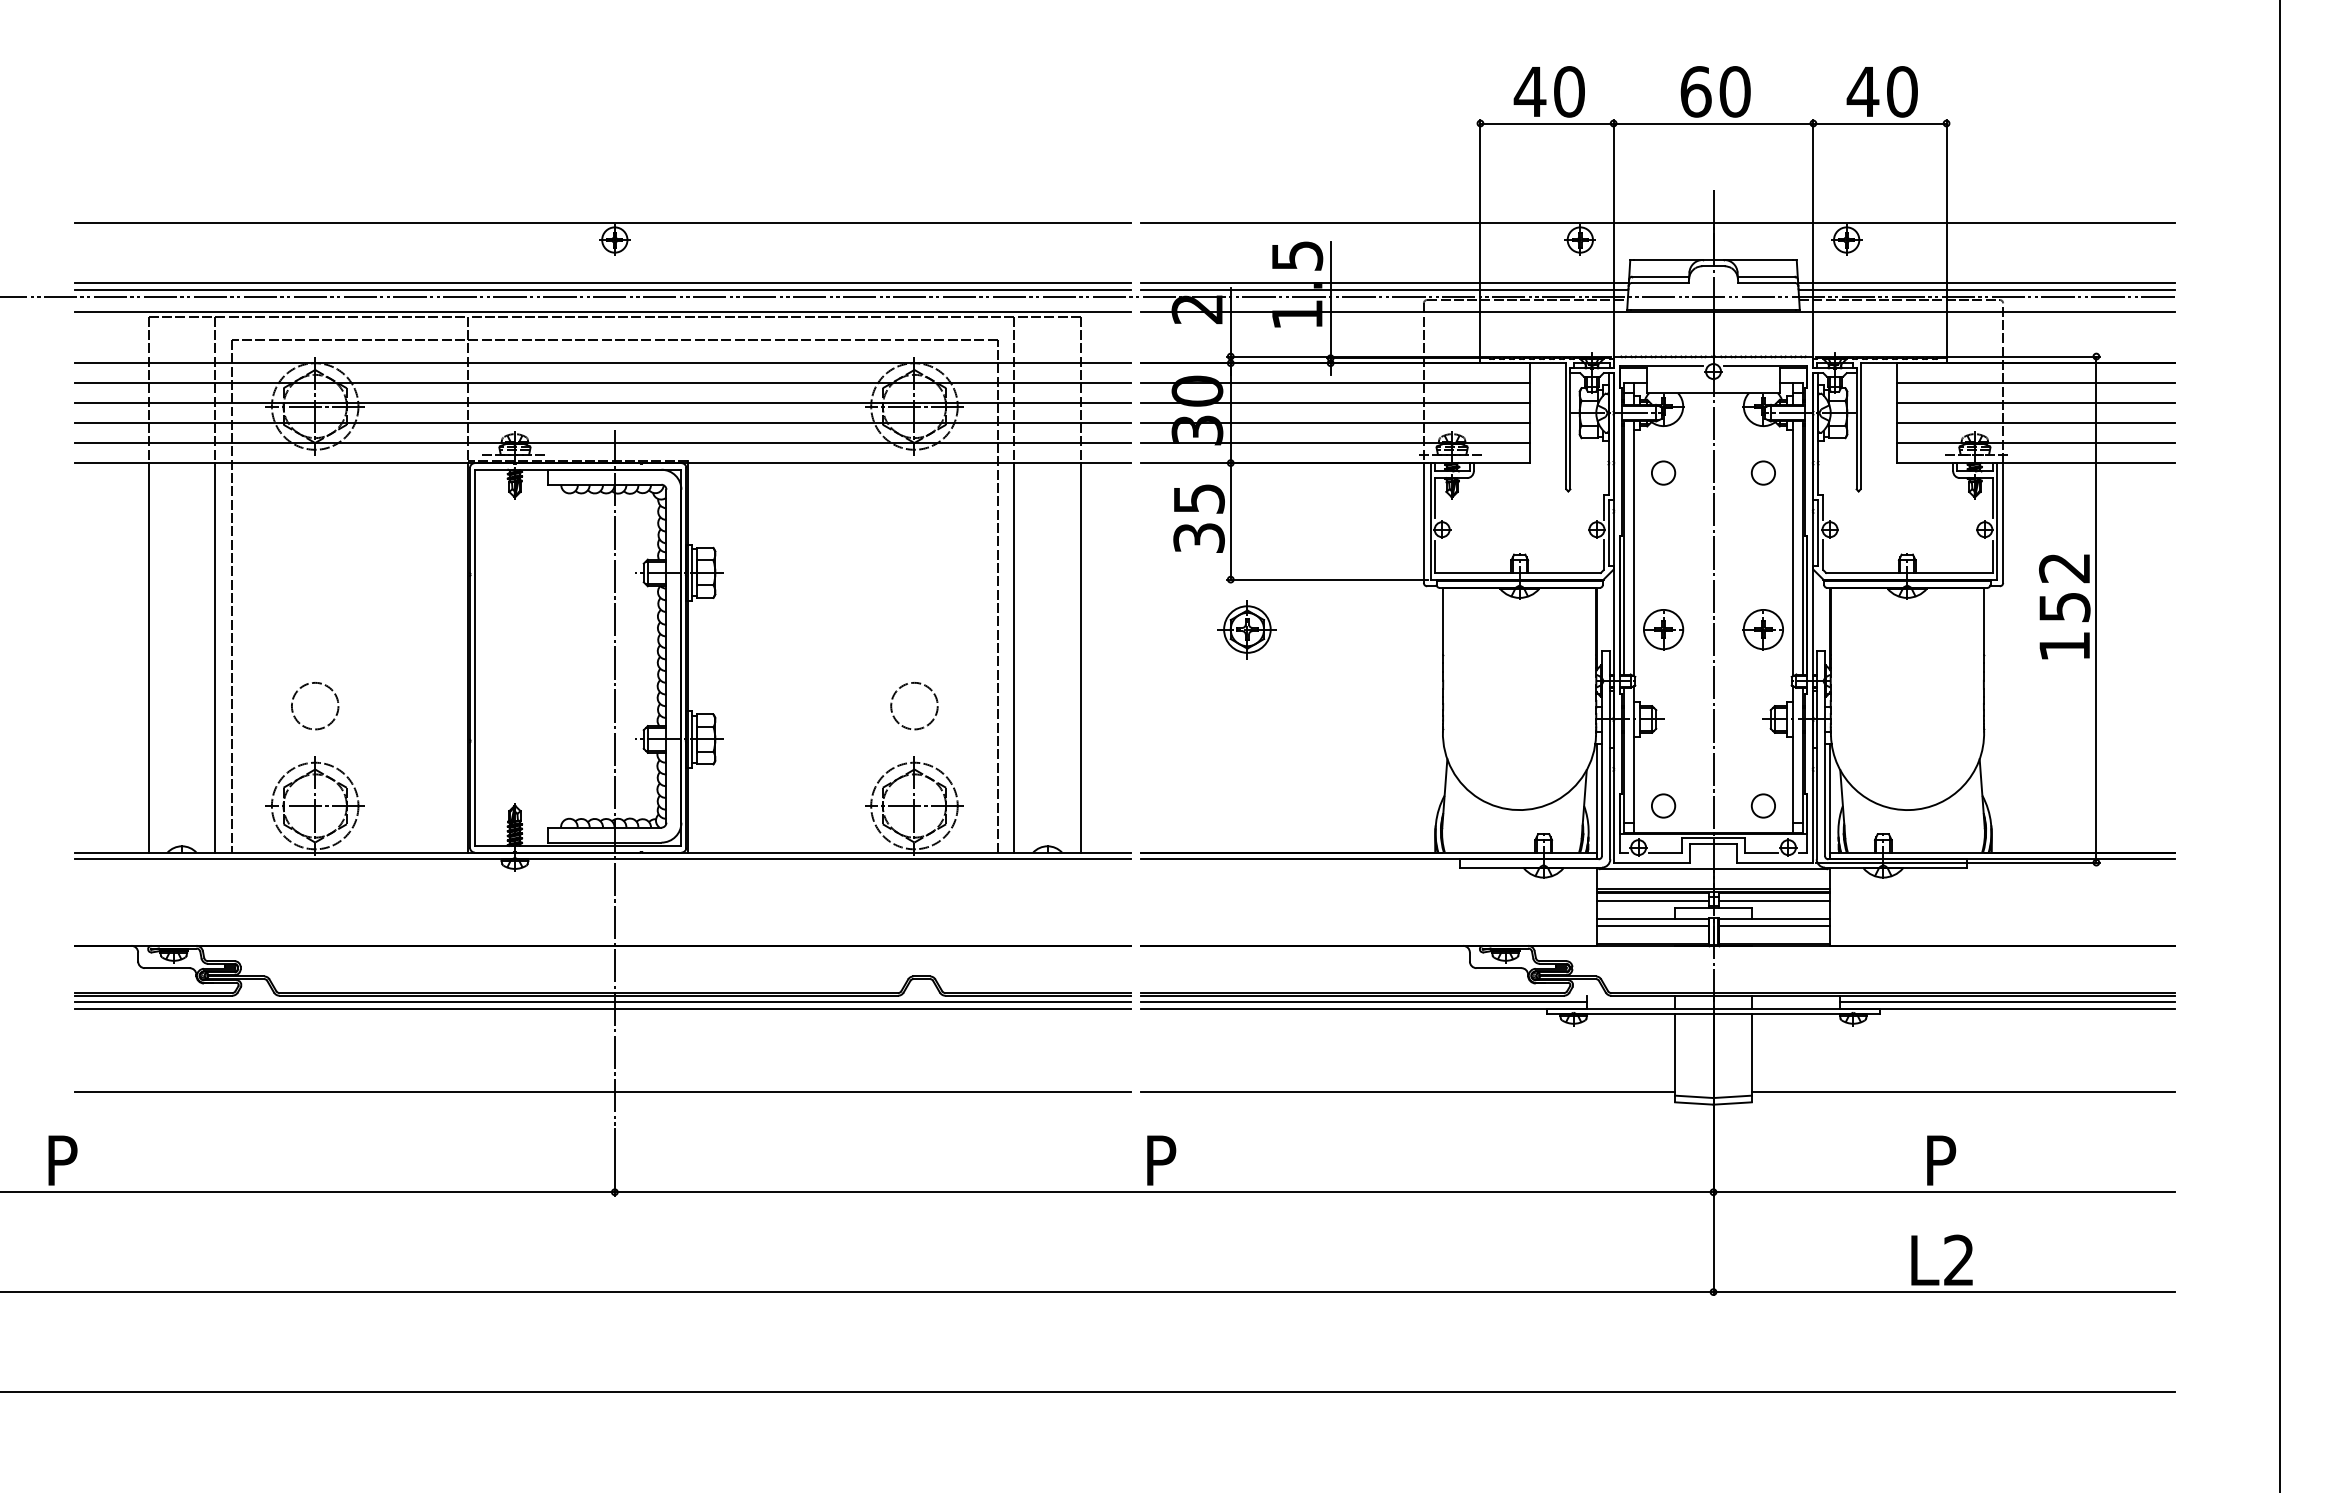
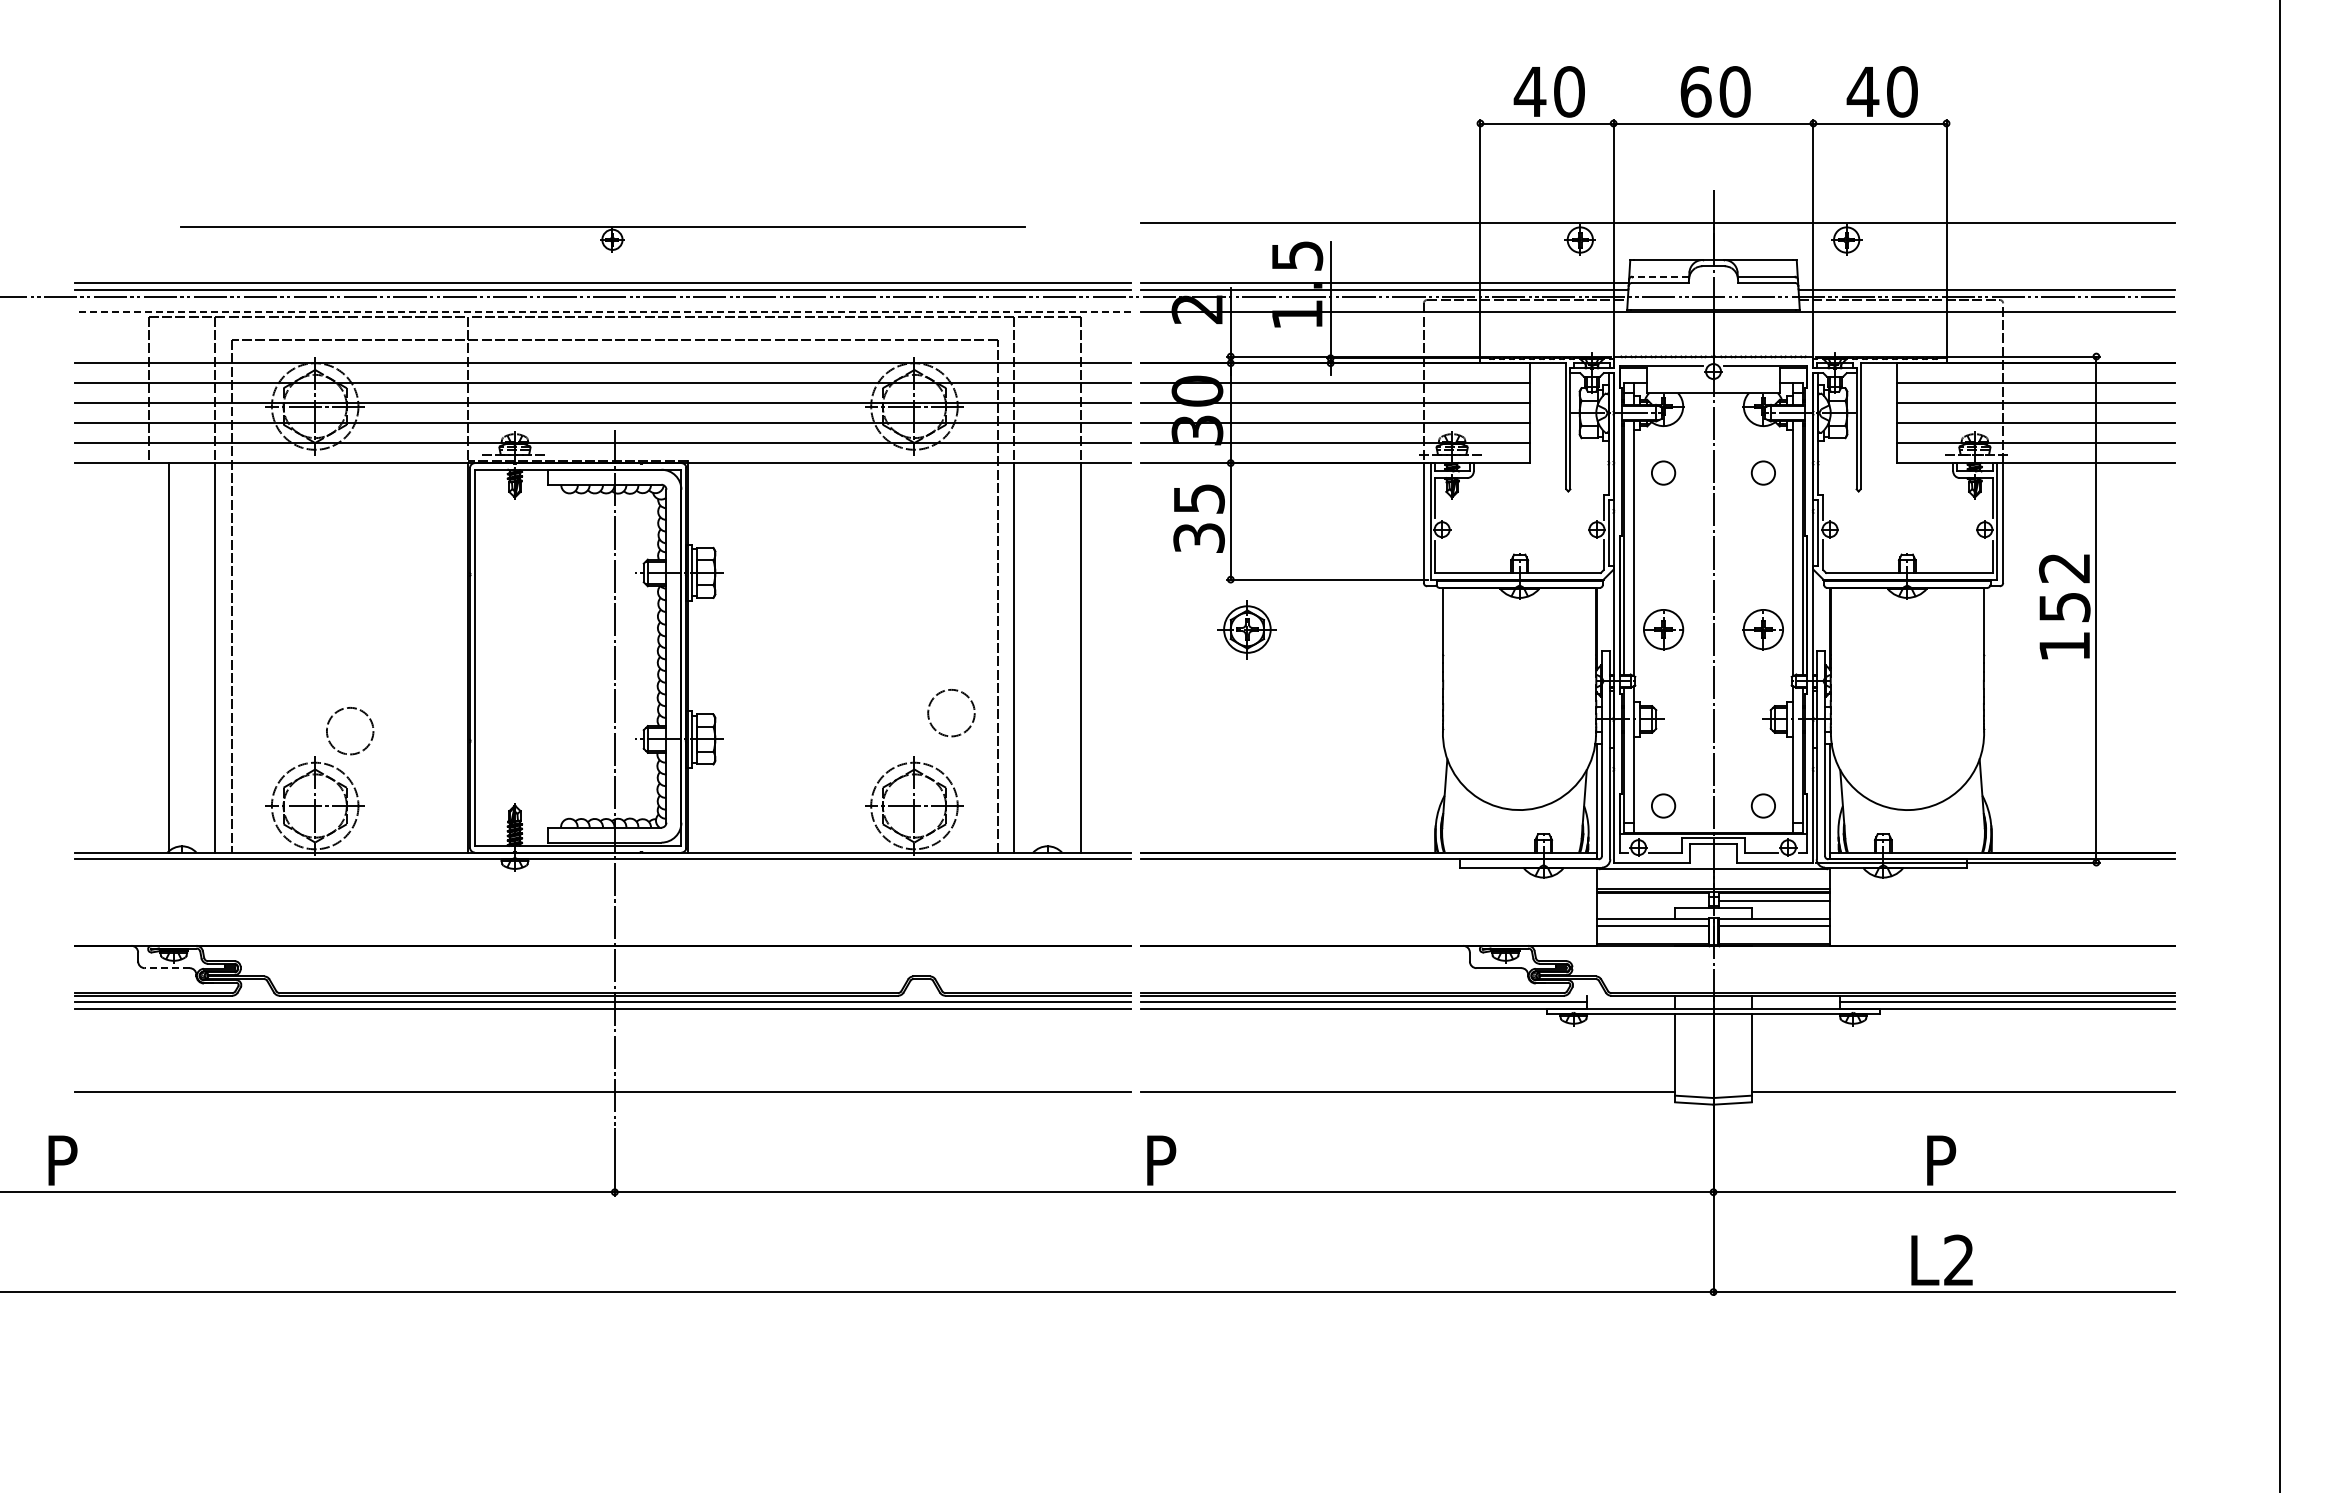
part size: 1058x34 px -> 846x27 px (602, 239)
line: solid -> dashed (1660, 276)
line: present -> none (1986, 283)
line: solid -> dashed (603, 311)
line position: (148, 657) -> (168, 657) (168, 657)
circle position: (315, 706) -> (350, 731) (350, 731)
circle position: (914, 706) -> (951, 713) (951, 713)
line: present -> none (1652, 900)
line: solid -> dashed (166, 968)
line: present -> none (1088, 1391)
